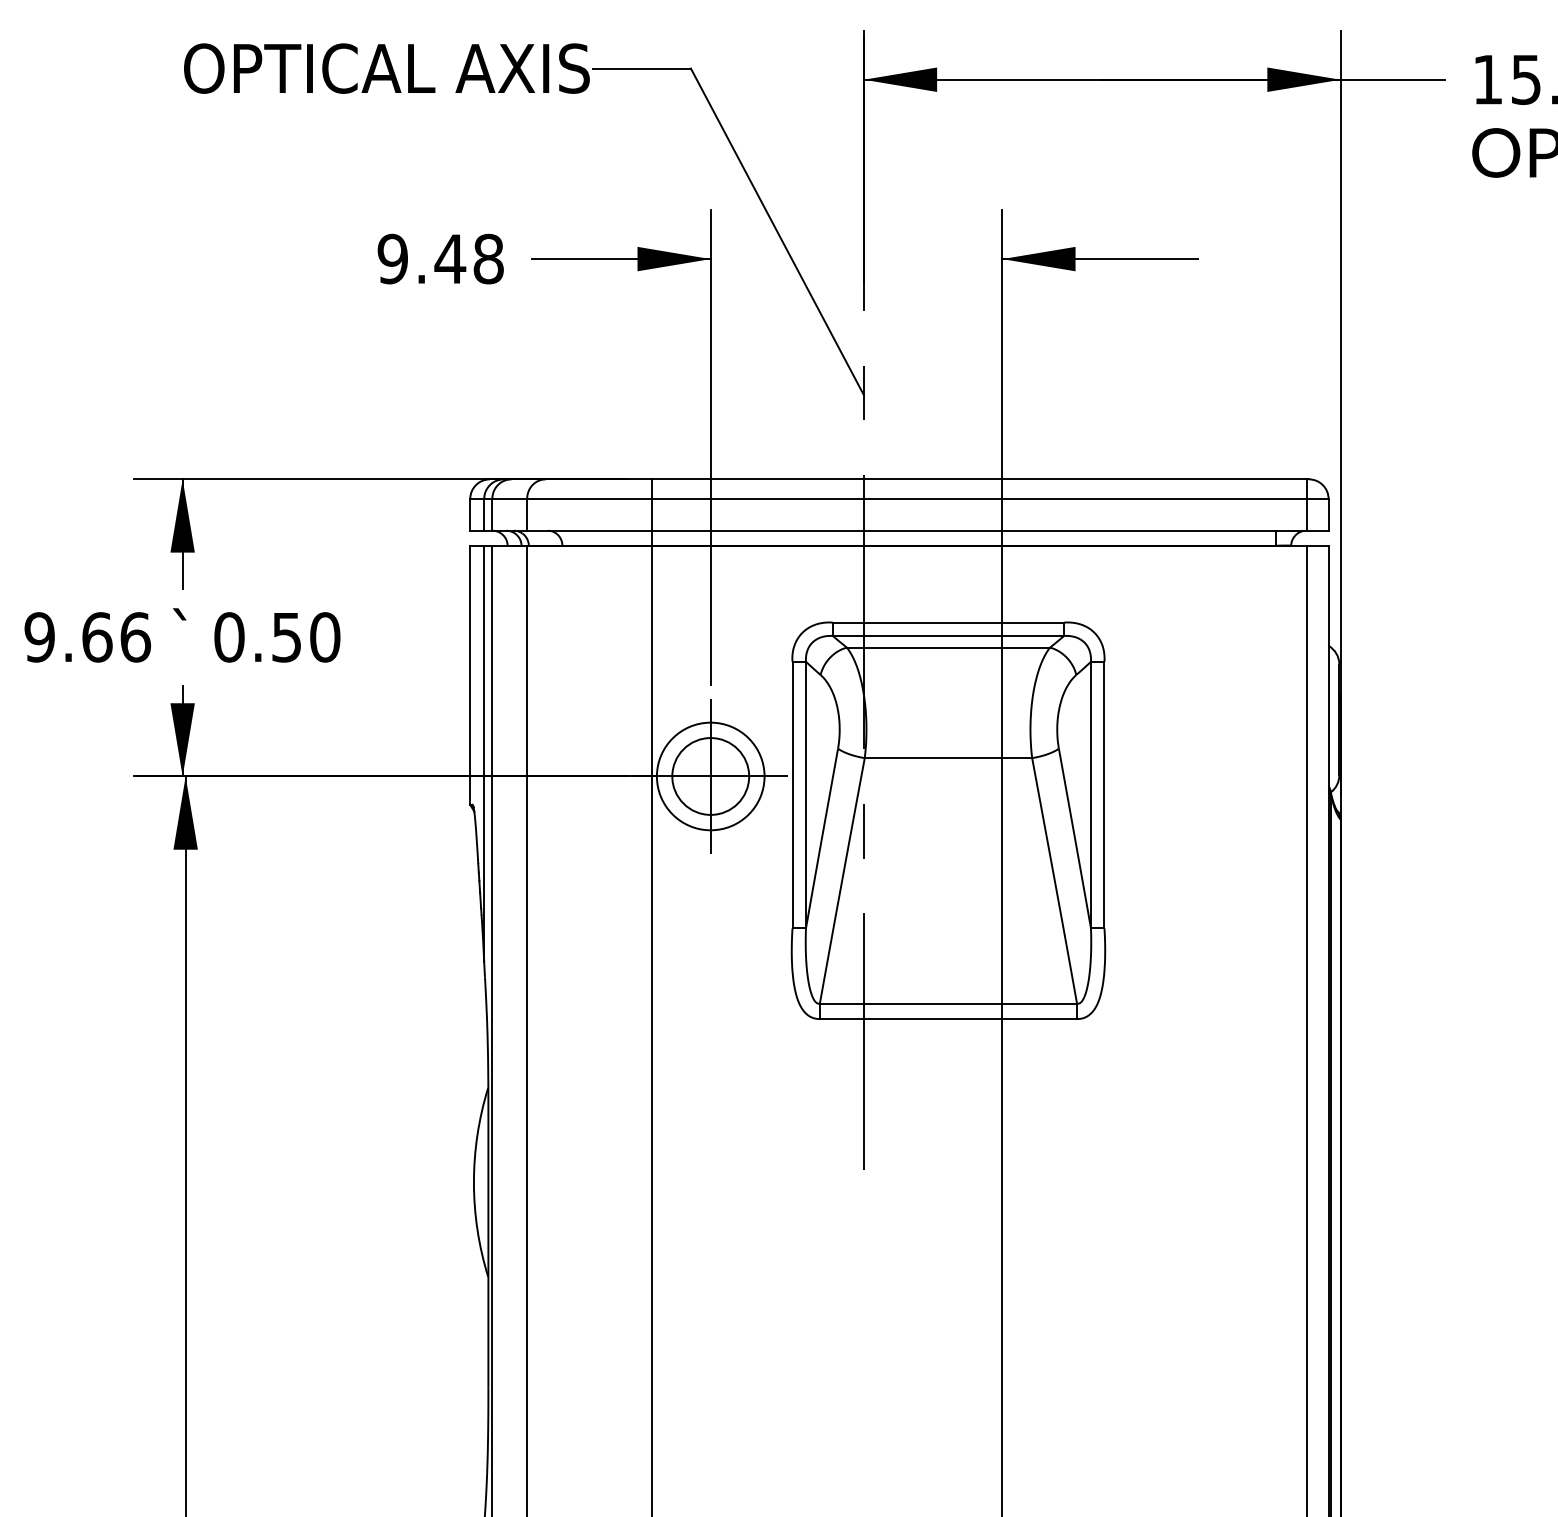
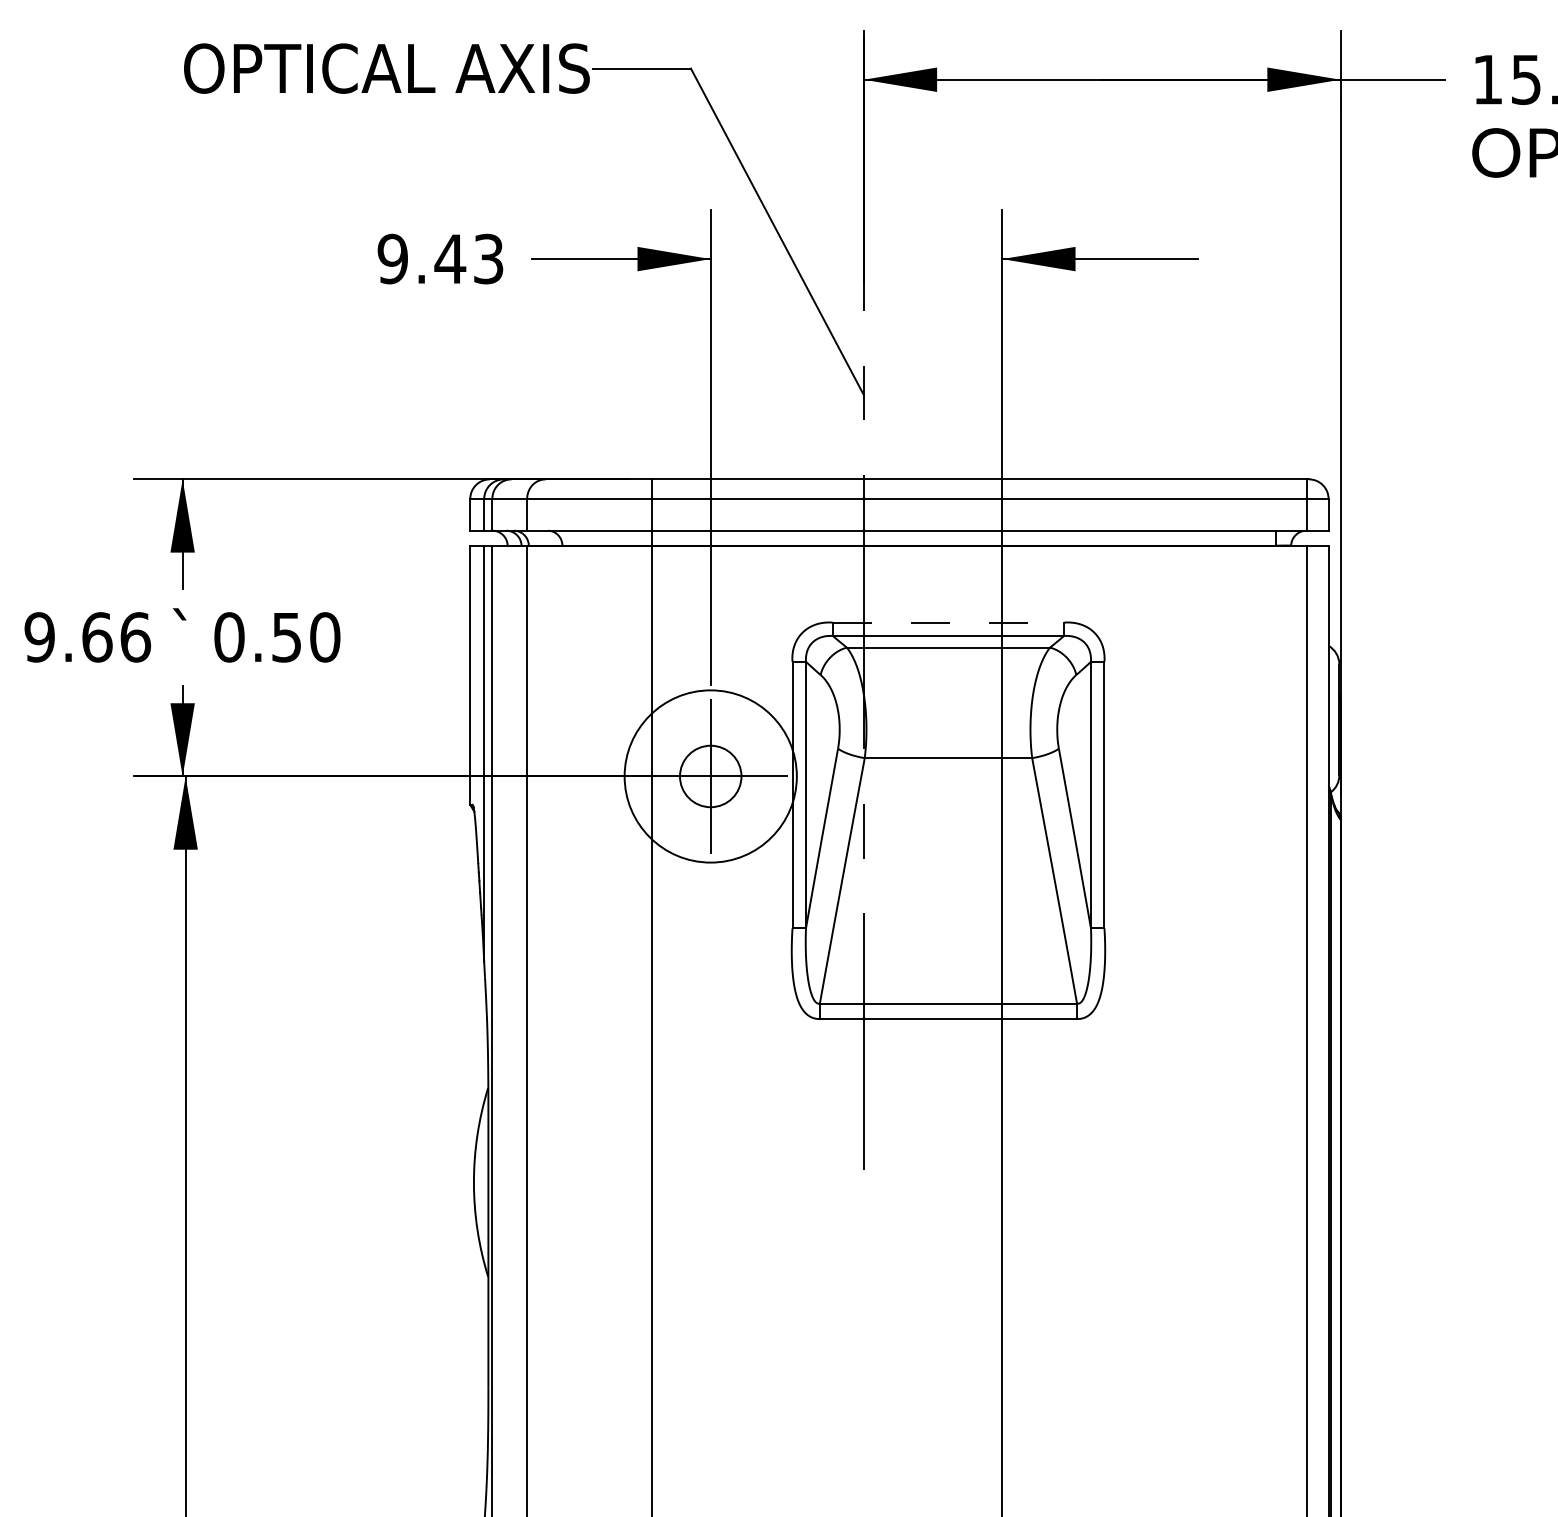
text: 9.48 -> 9.43 (488, 258)
line: solid -> dashed (948, 622)
circle diameter: 108 px -> 172 px (710, 776)
circle diameter: 77 px -> 61 px (710, 776)
